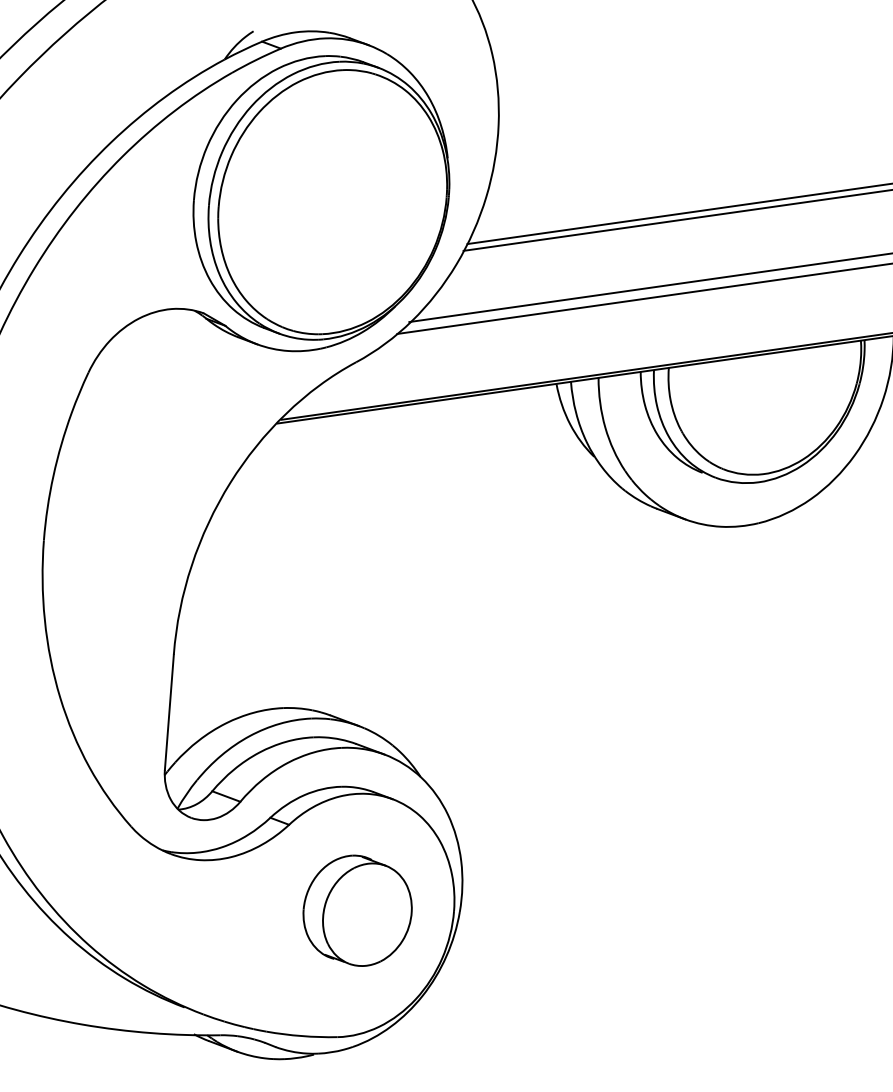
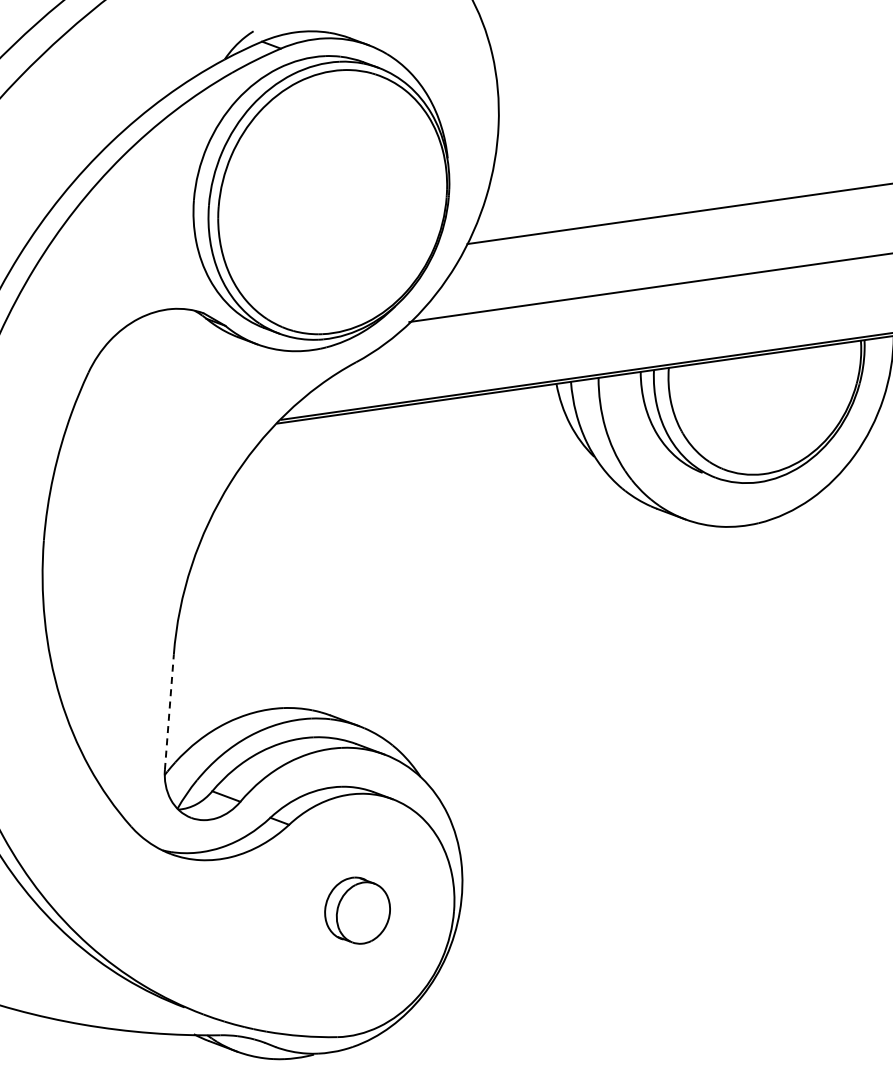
line: present -> none (676, 220)
line: present -> none (643, 298)
line: solid -> dashed (169, 712)
part size: 111x113 px -> 67x69 px (357, 910)
